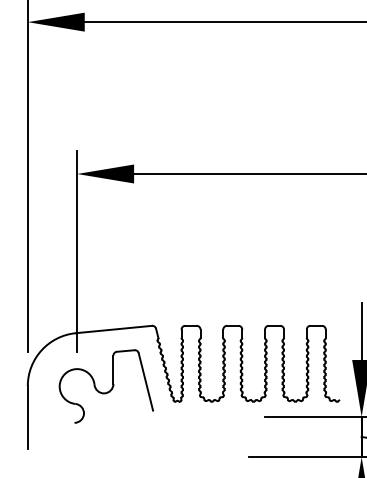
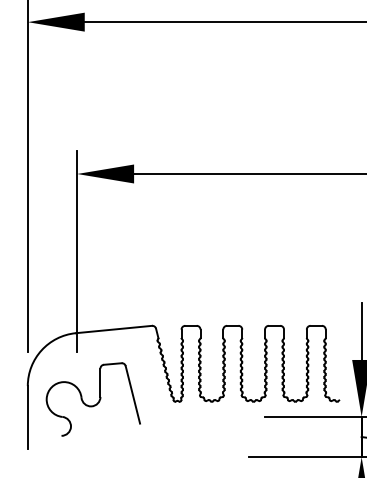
part position: (105, 386) -> (92, 399) (92, 399)
